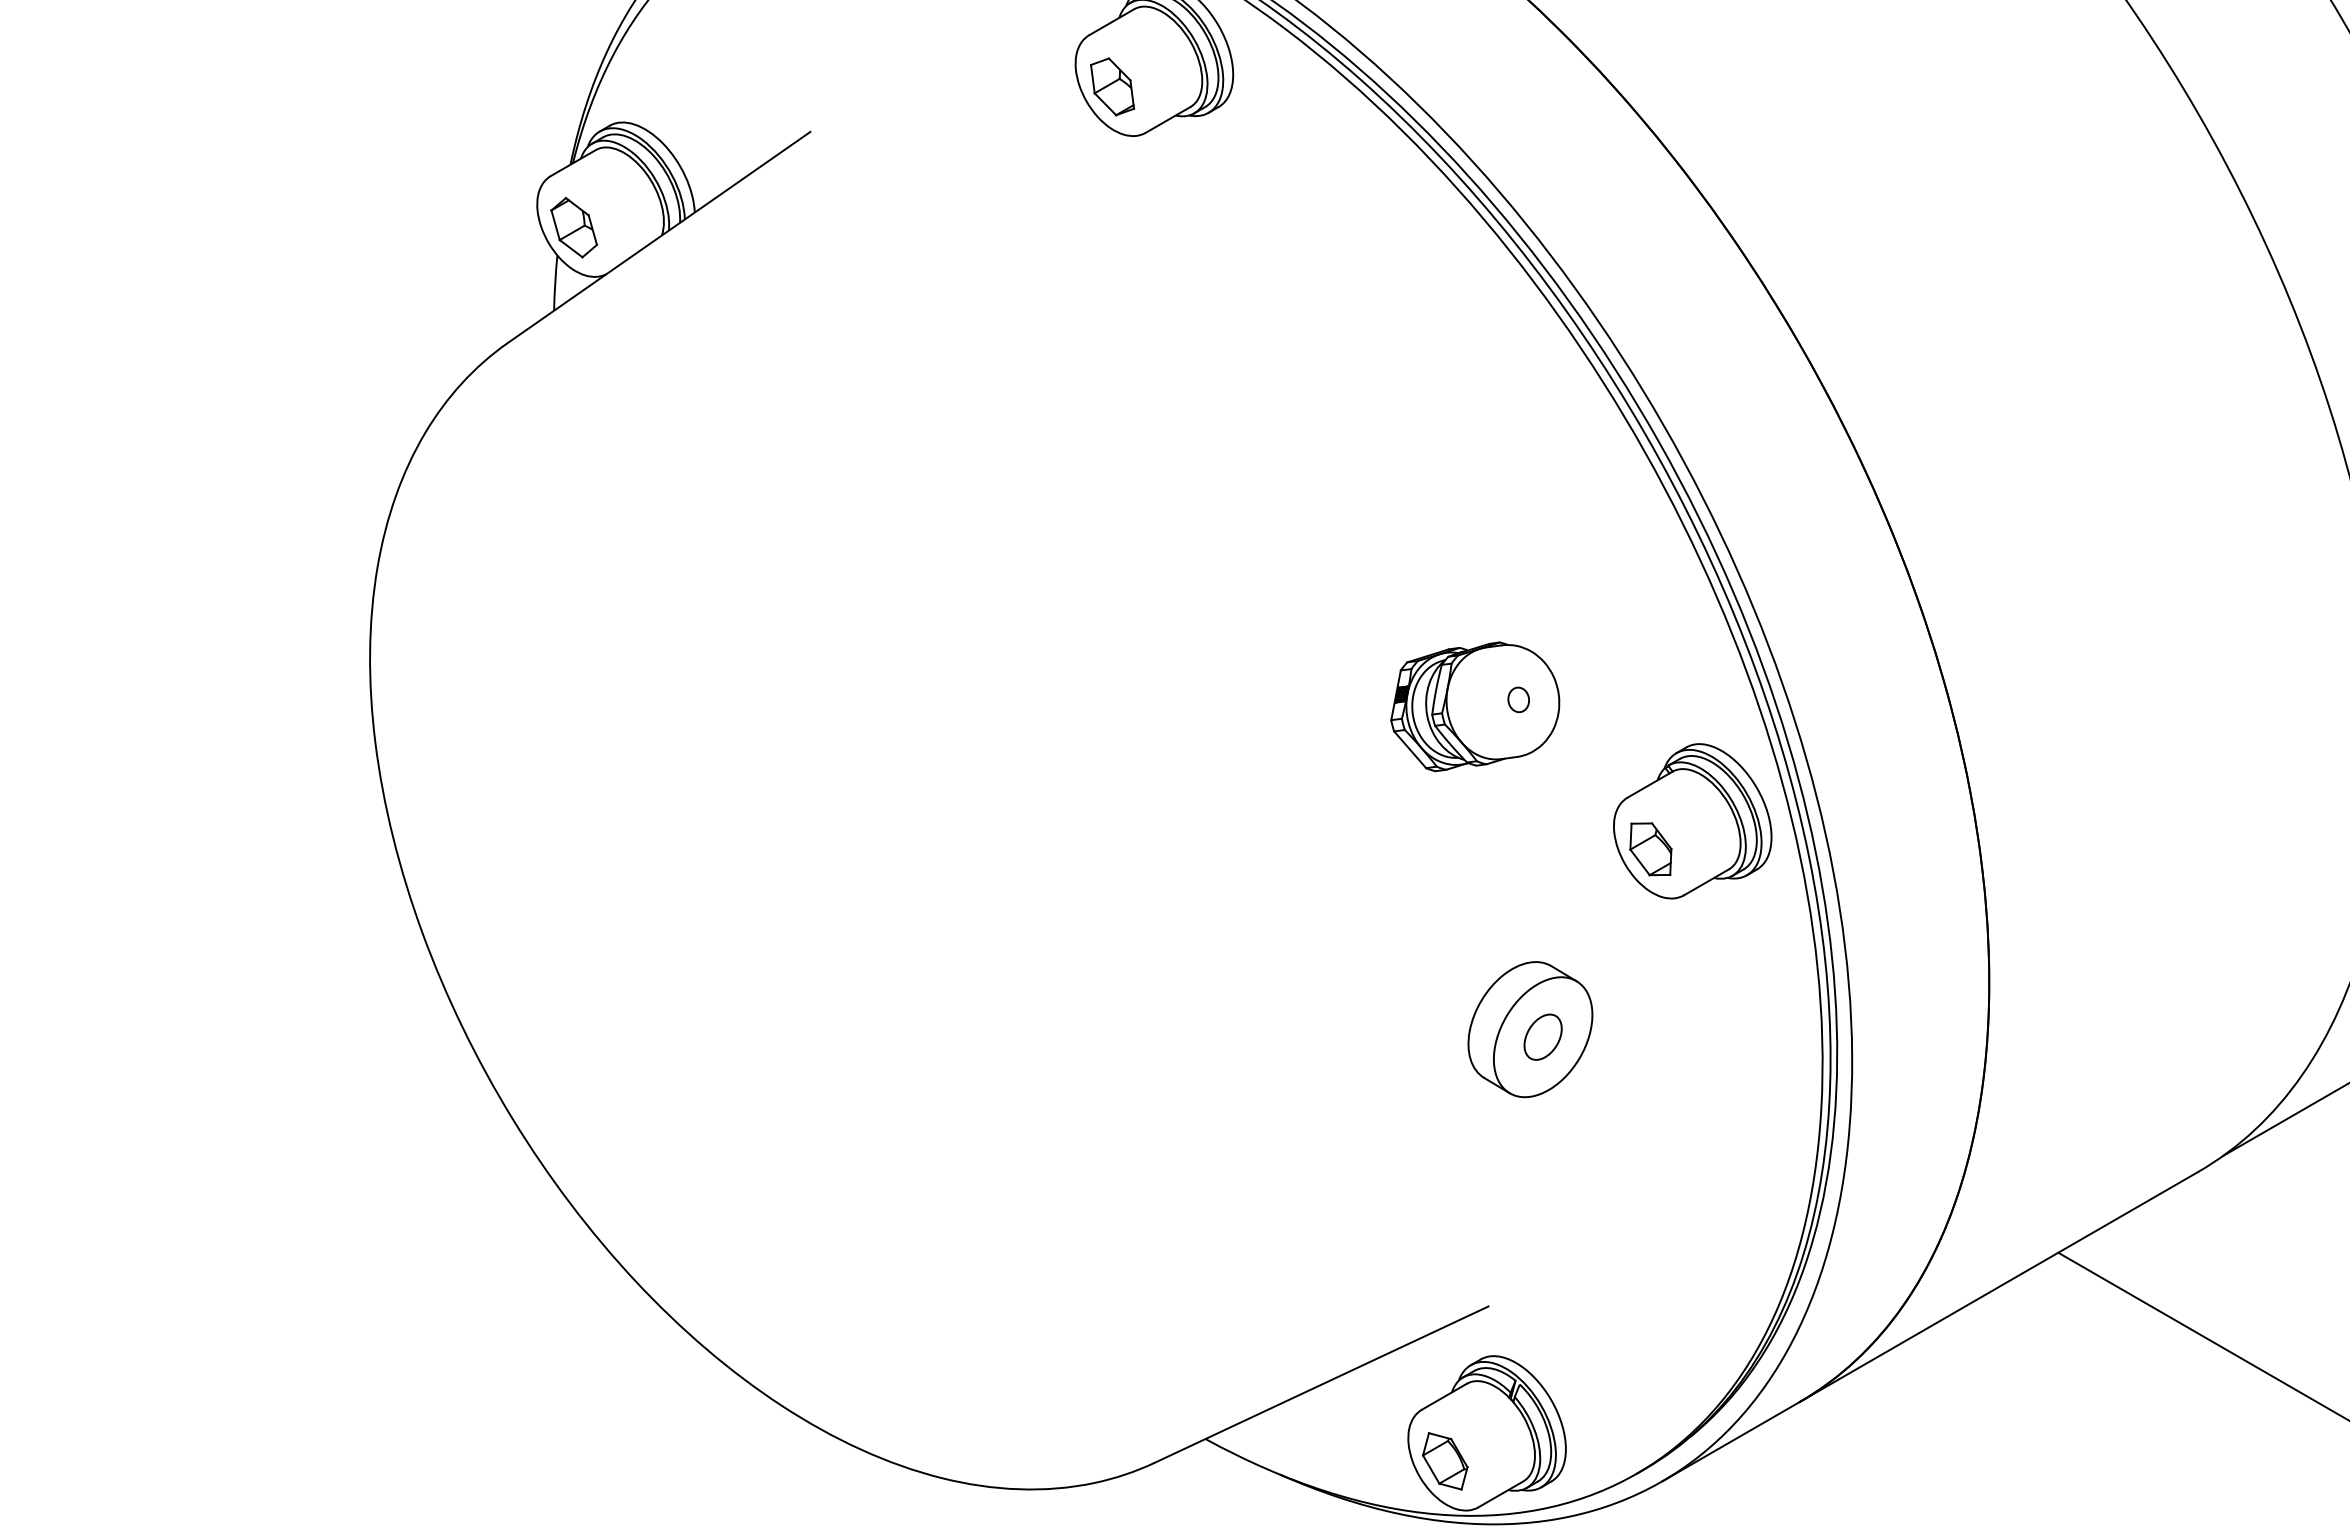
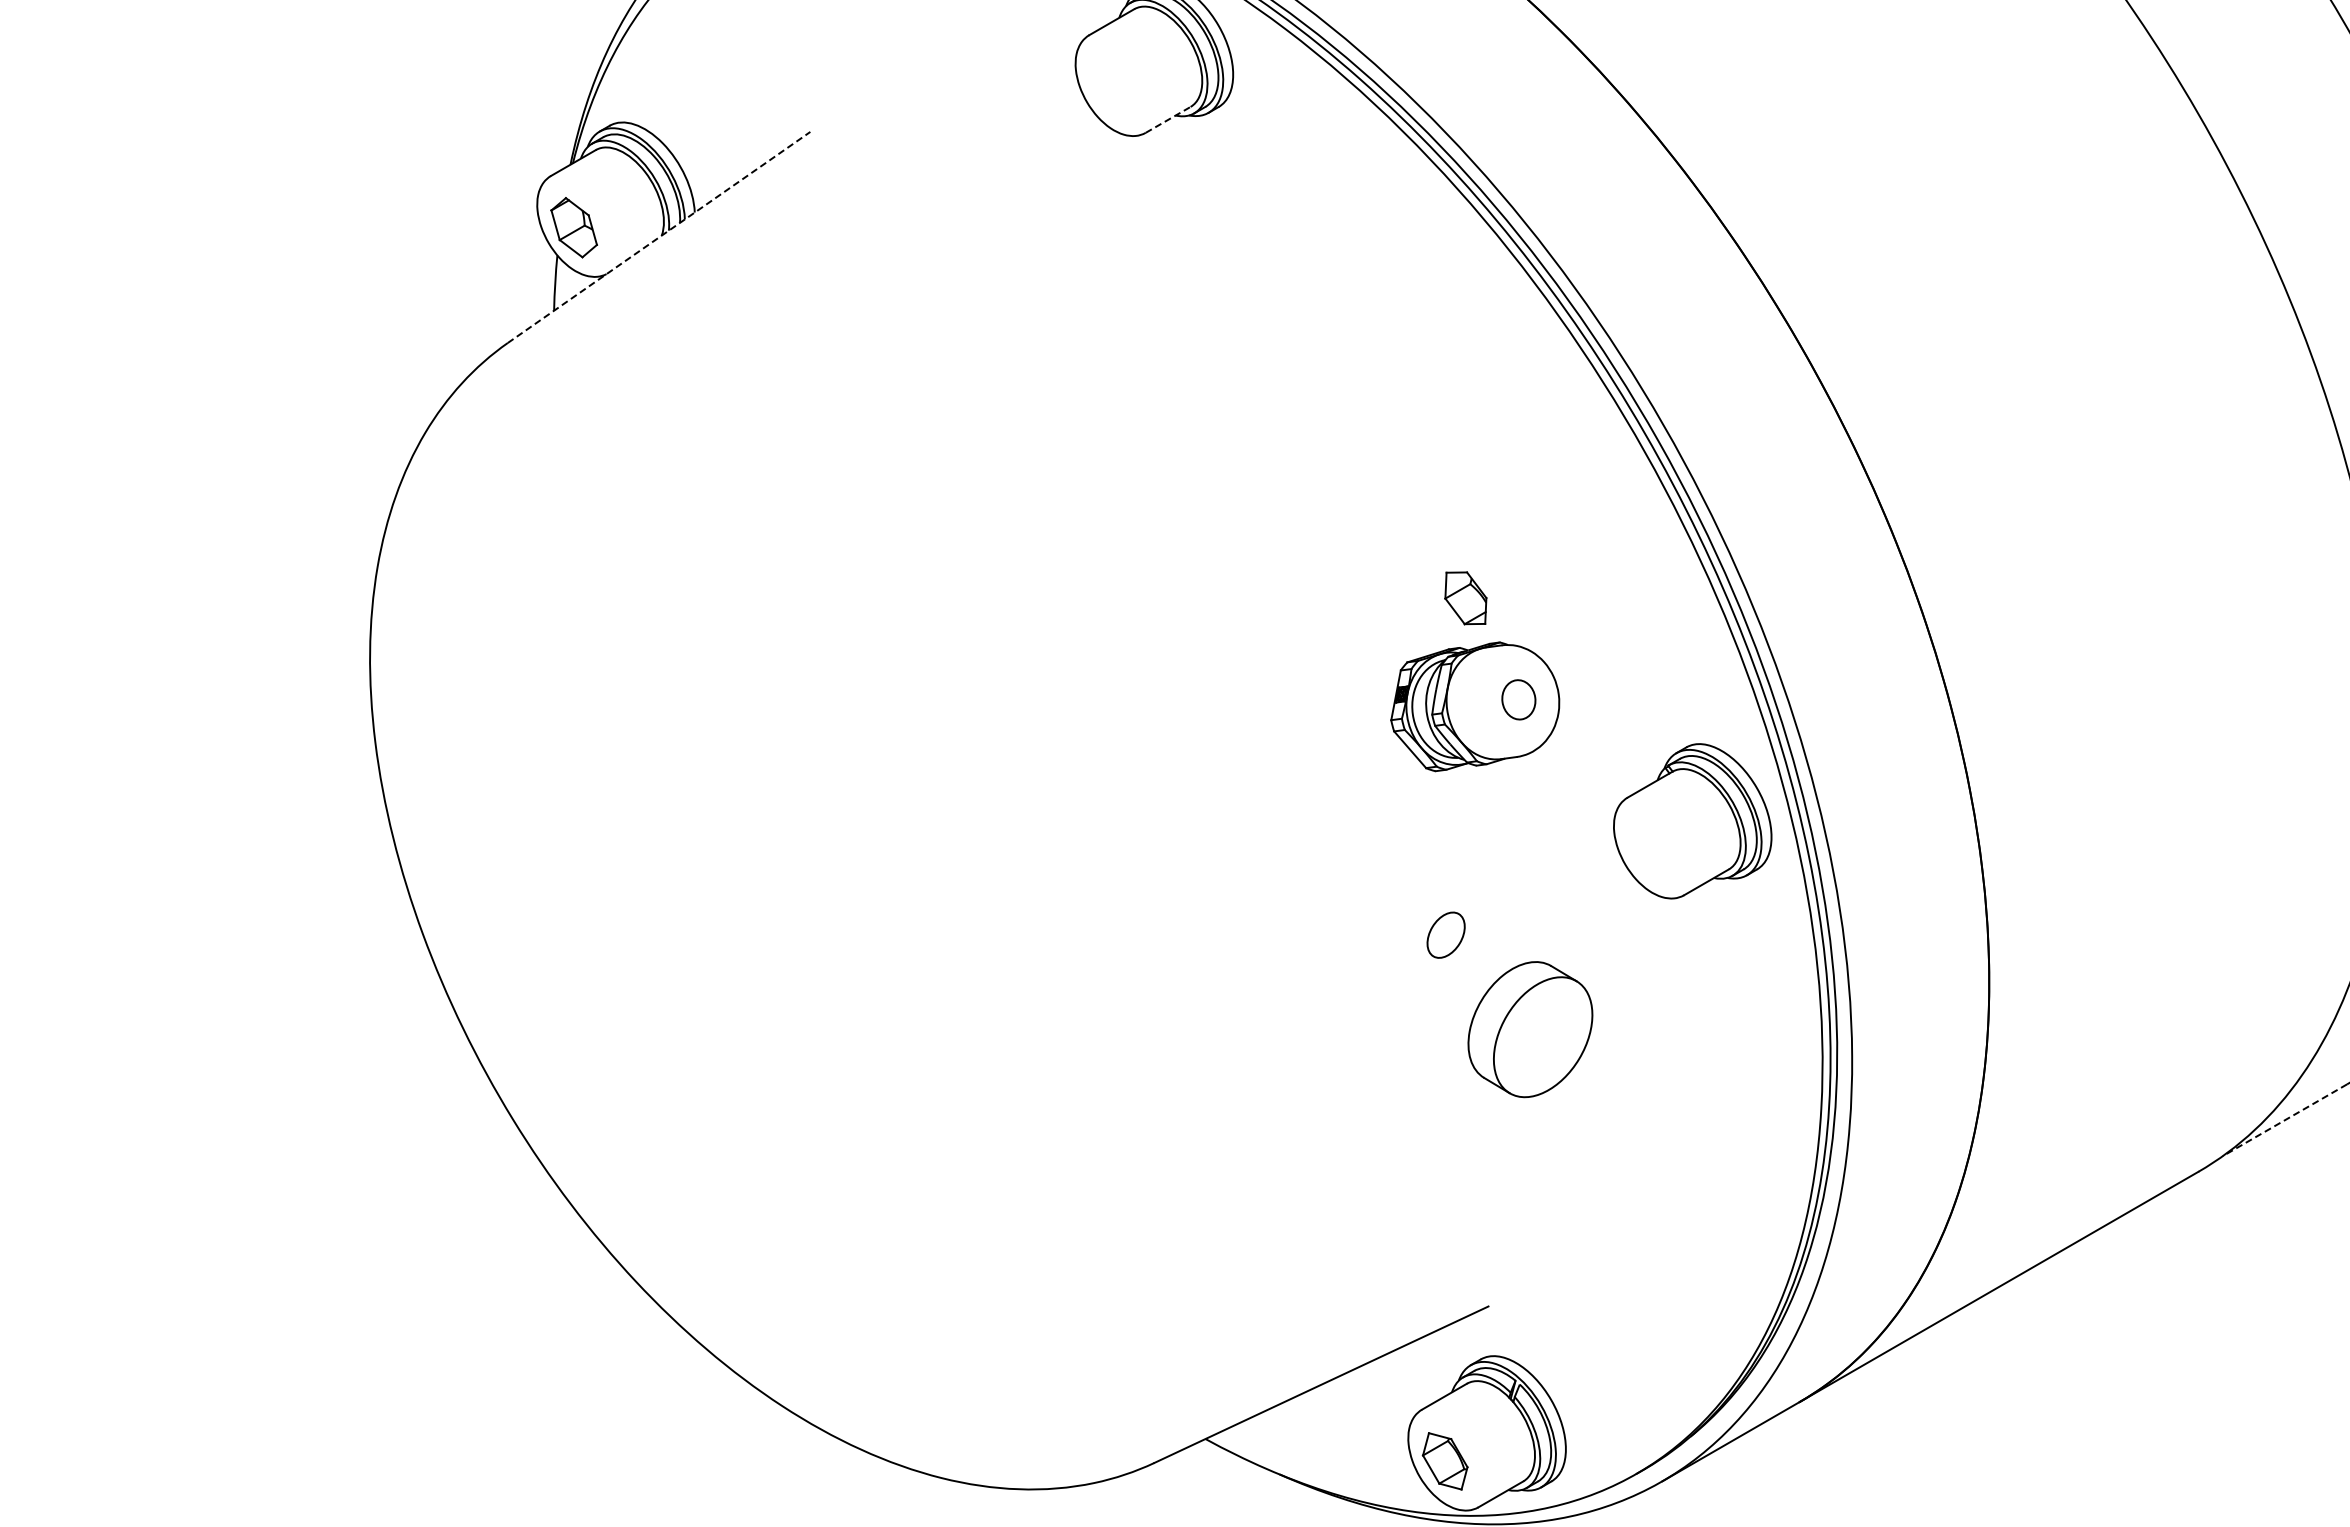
part: present -> none (1112, 86)
line: solid -> dashed (1168, 119)
line: solid -> dashed (659, 237)
part size: 23x28 px -> 36x42 px (1518, 699)
part position: (1650, 849) -> (1465, 598) (1465, 598)
part position: (1542, 1036) -> (1445, 934) (1445, 934)
line: solid -> dashed (2285, 1120)
line: present -> none (2202, 1335)
